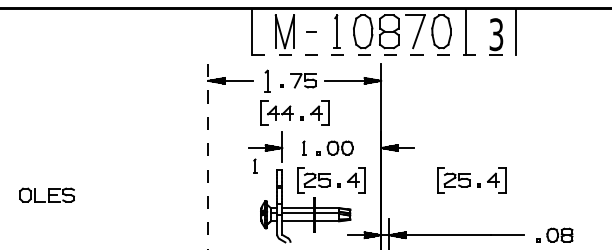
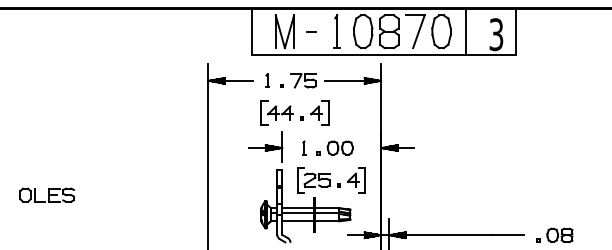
line: dashed -> solid (383, 55)
part size: 7x24 px -> 5x15 px (267, 80)
line: dashed -> solid (208, 157)
part: present -> none (255, 165)
part: present -> none (471, 180)
